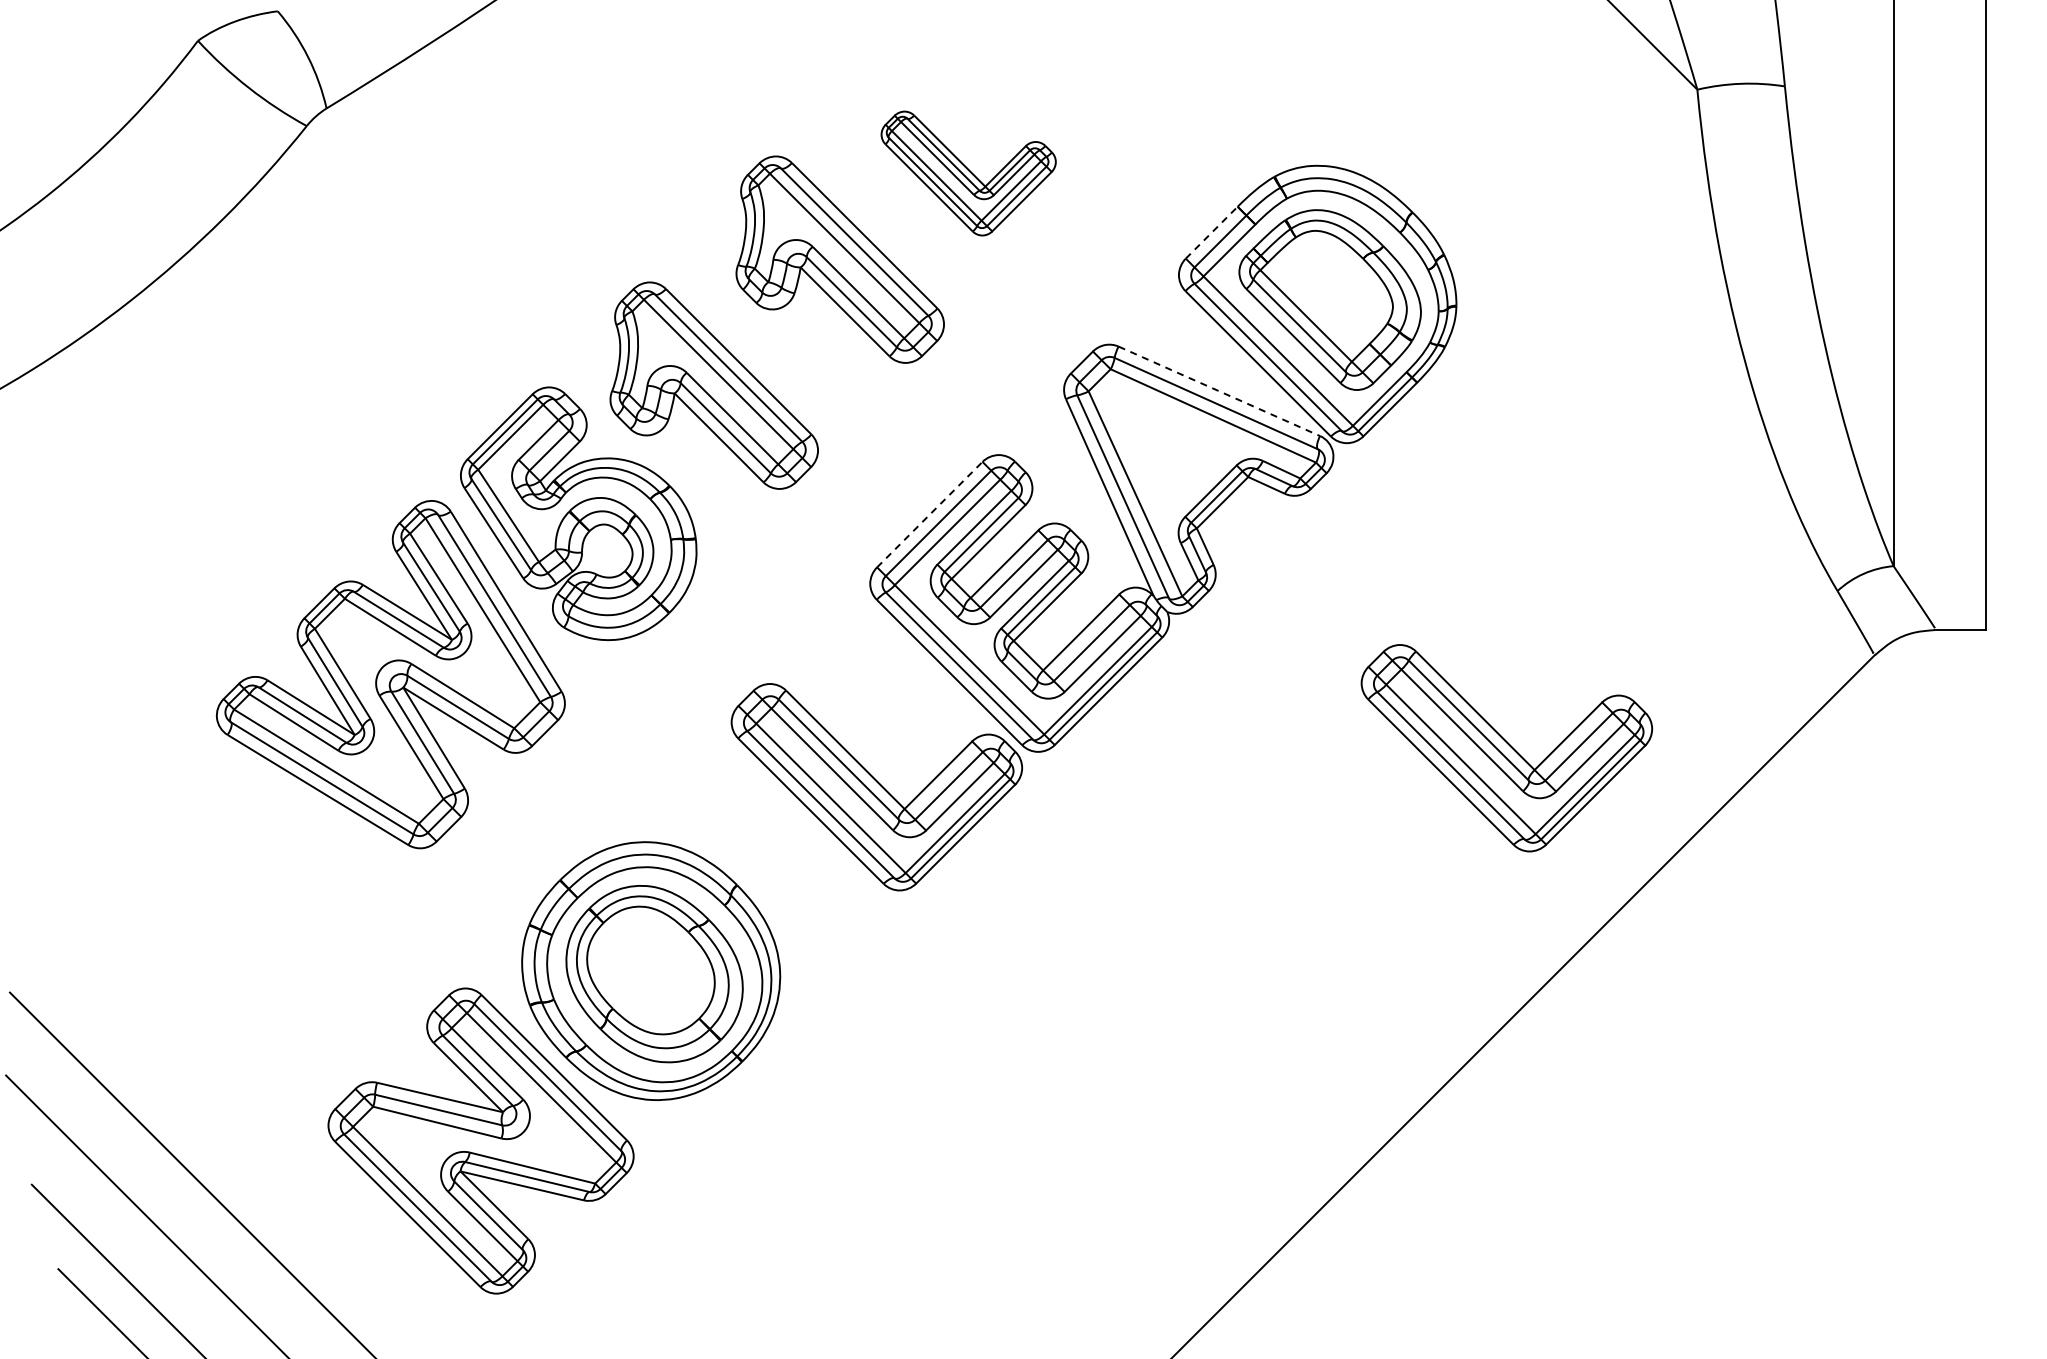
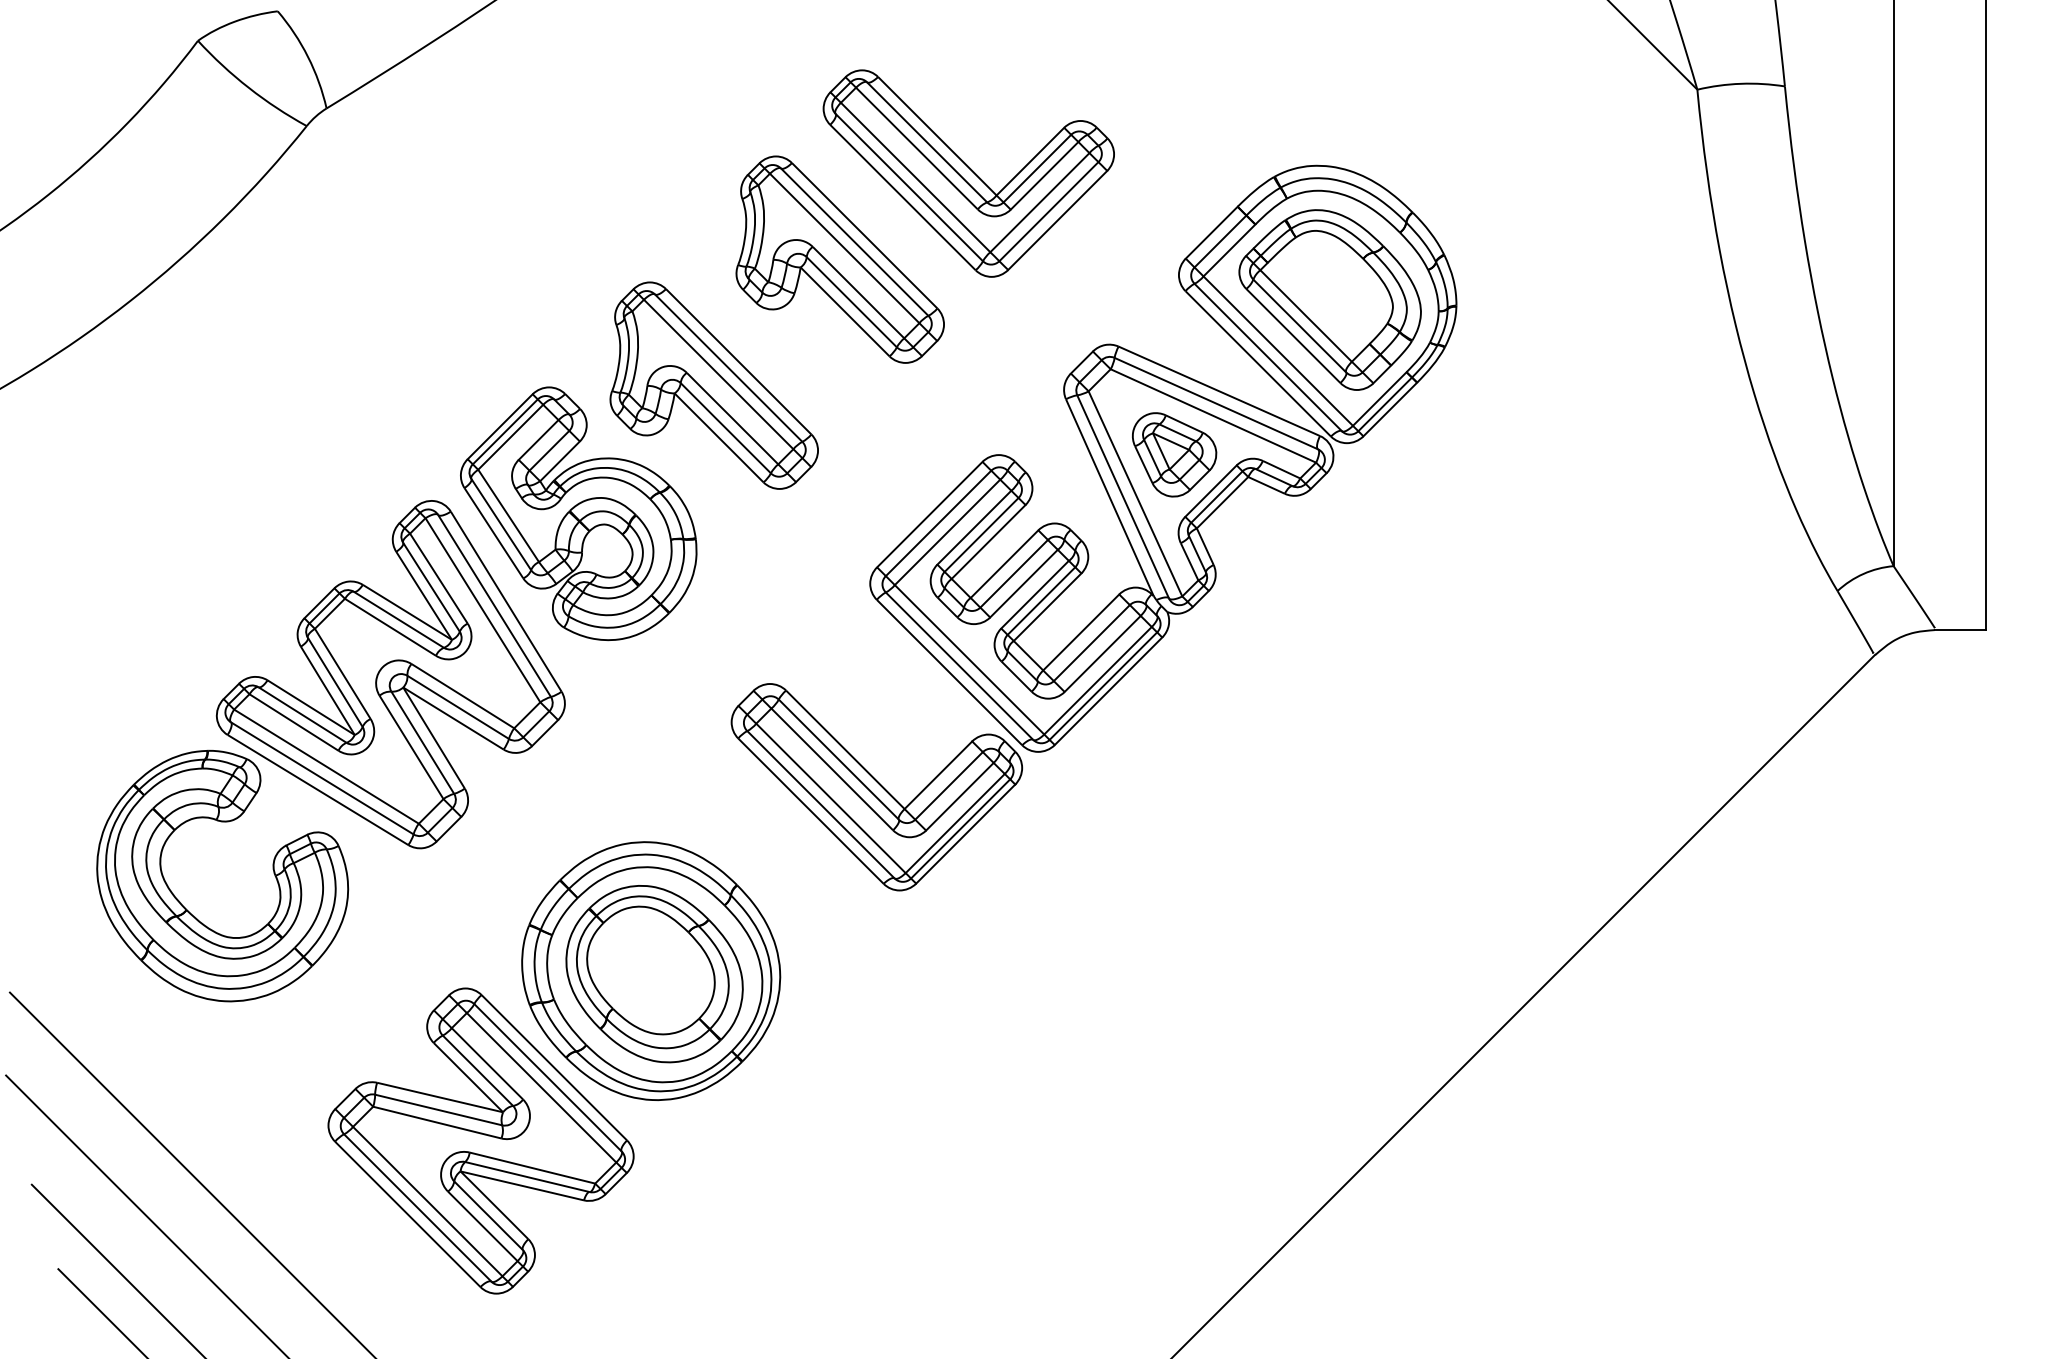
part size: 177x127 px -> 293x209 px (968, 173)
line: dashed -> solid (1211, 232)
line: dashed -> solid (1219, 391)
part: none -> present (1174, 454)
line: dashed -> solid (929, 514)
part: present -> none (1506, 748)
part: none -> present (187, 909)
